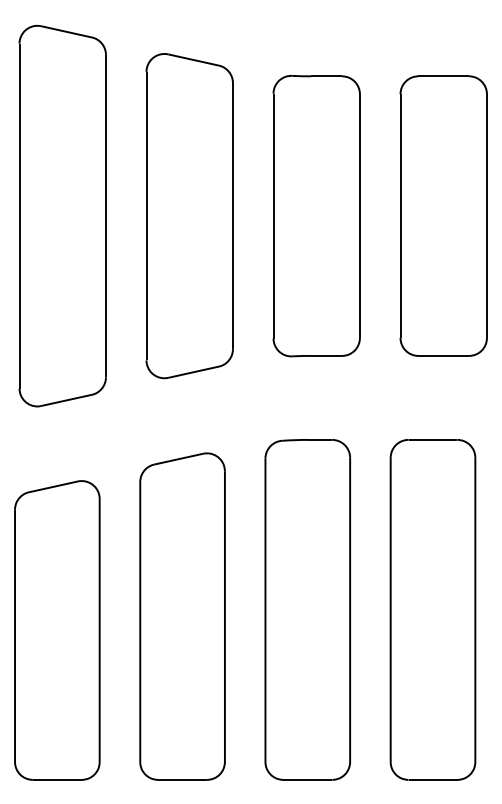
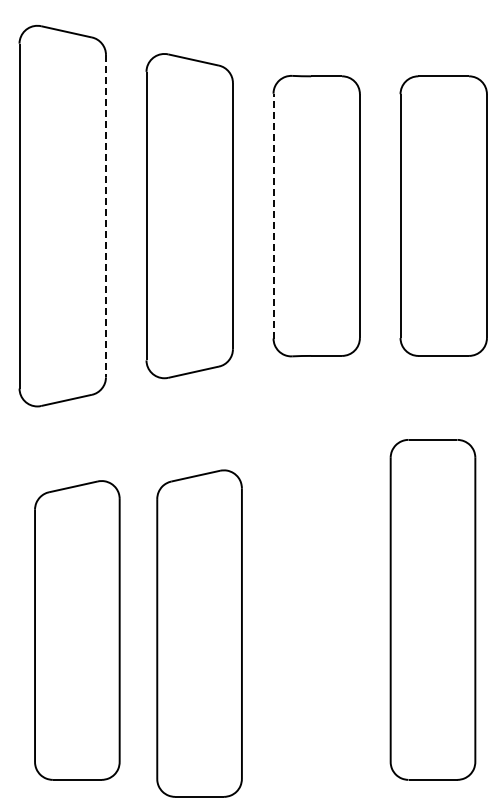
line: solid -> dashed (273, 215)
line: solid -> dashed (105, 216)
part: present -> none (307, 609)
part position: (182, 616) -> (199, 633) (199, 633)
part position: (57, 630) -> (77, 630) (77, 630)
